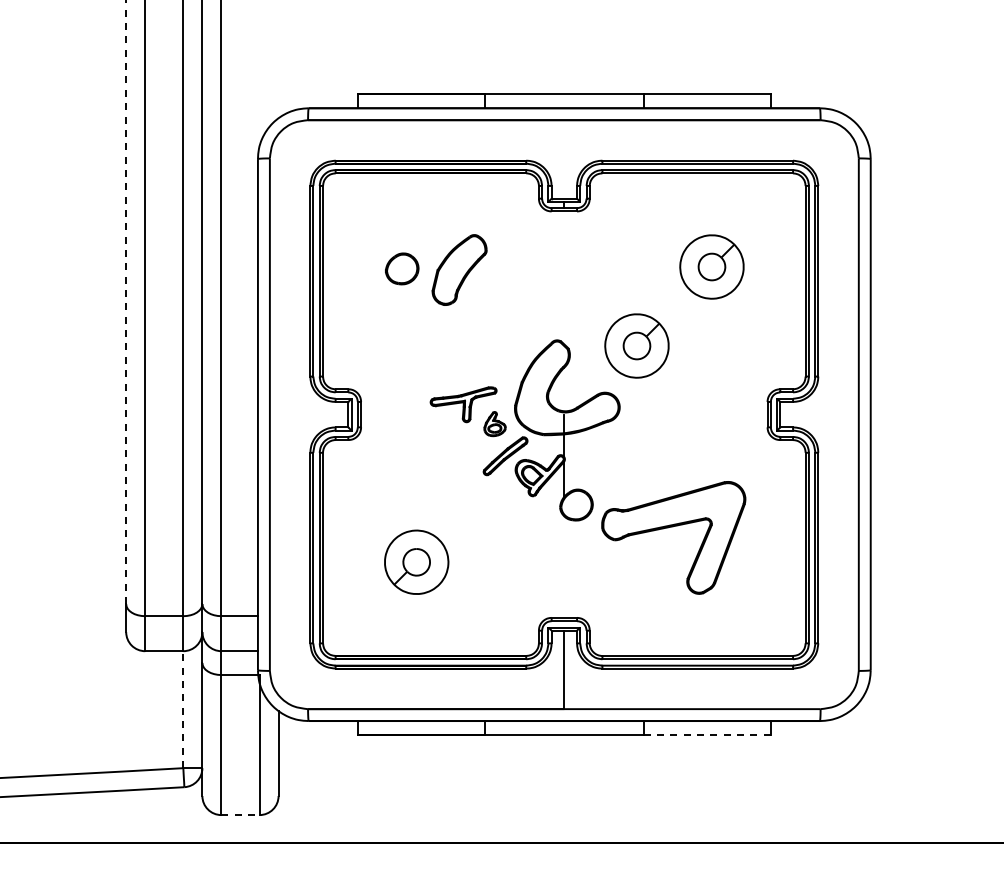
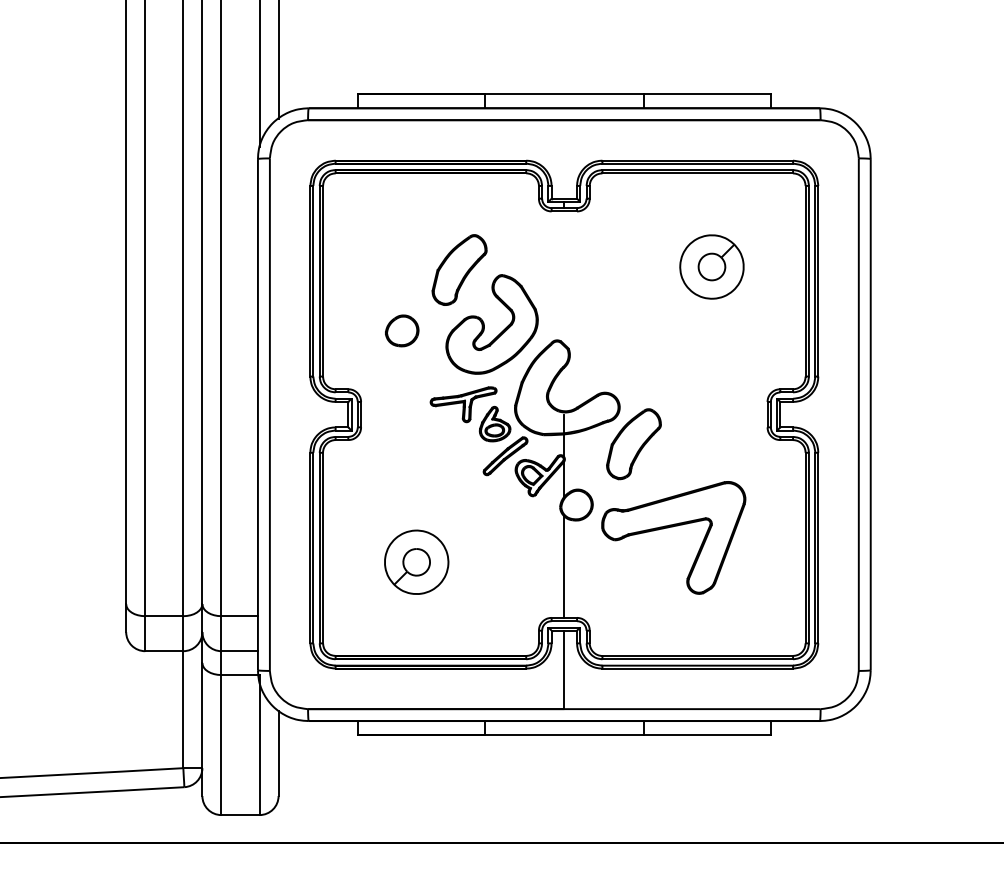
line: none -> present (278, 60)
line: none -> present (259, 74)
part position: (402, 268) -> (402, 330) (402, 330)
line: dashed -> solid (126, 302)
part: none -> present (484, 324)
part: present -> none (636, 345)
part size: 24x27 px -> 34x38 px (494, 423)
part: none -> present (633, 444)
line: none -> present (564, 566)
line: dashed -> solid (183, 709)
line: dashed -> solid (707, 735)
line: dashed -> solid (240, 815)
